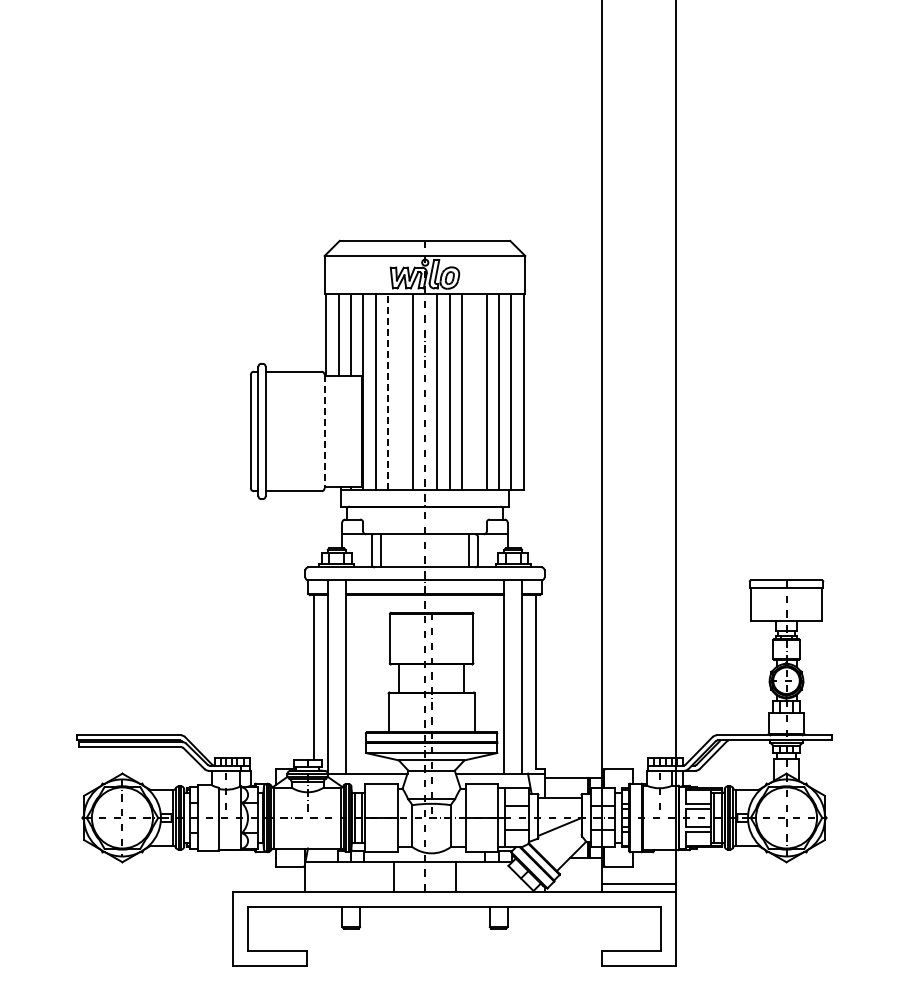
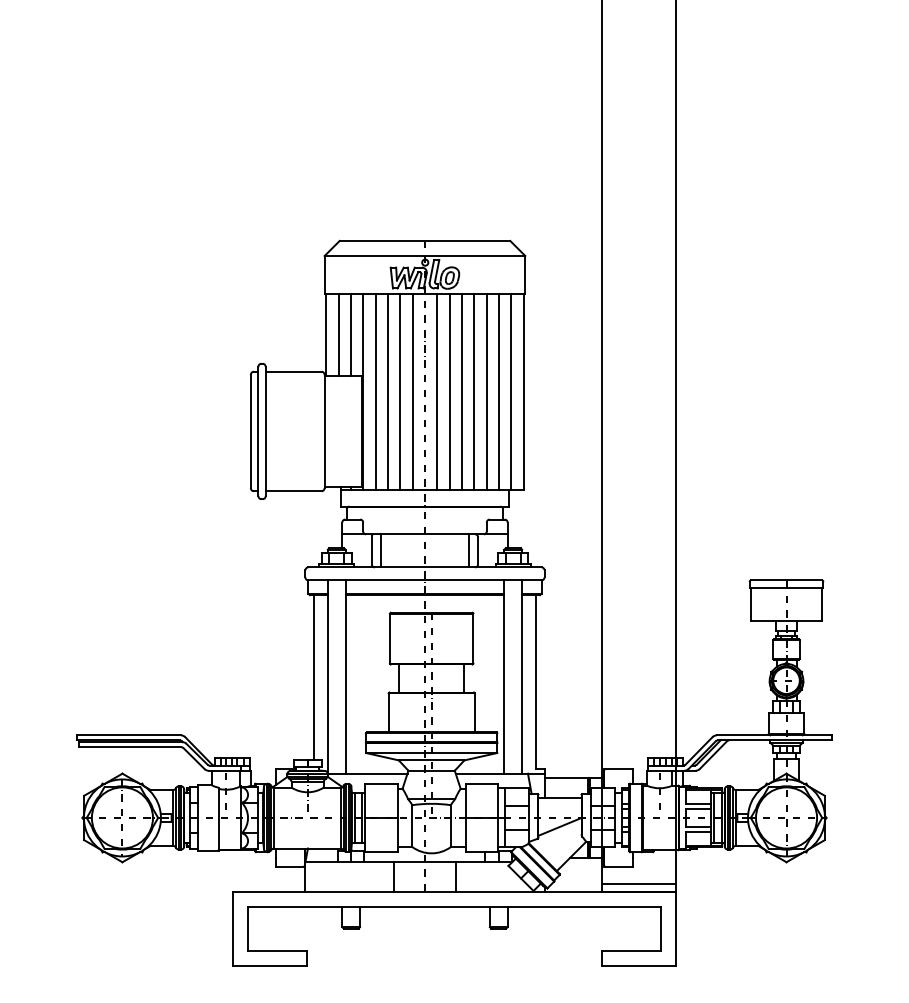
line: dashed -> solid (387, 392)
line: none -> present (400, 392)
line: none -> present (474, 392)
line: dashed -> solid (324, 431)
